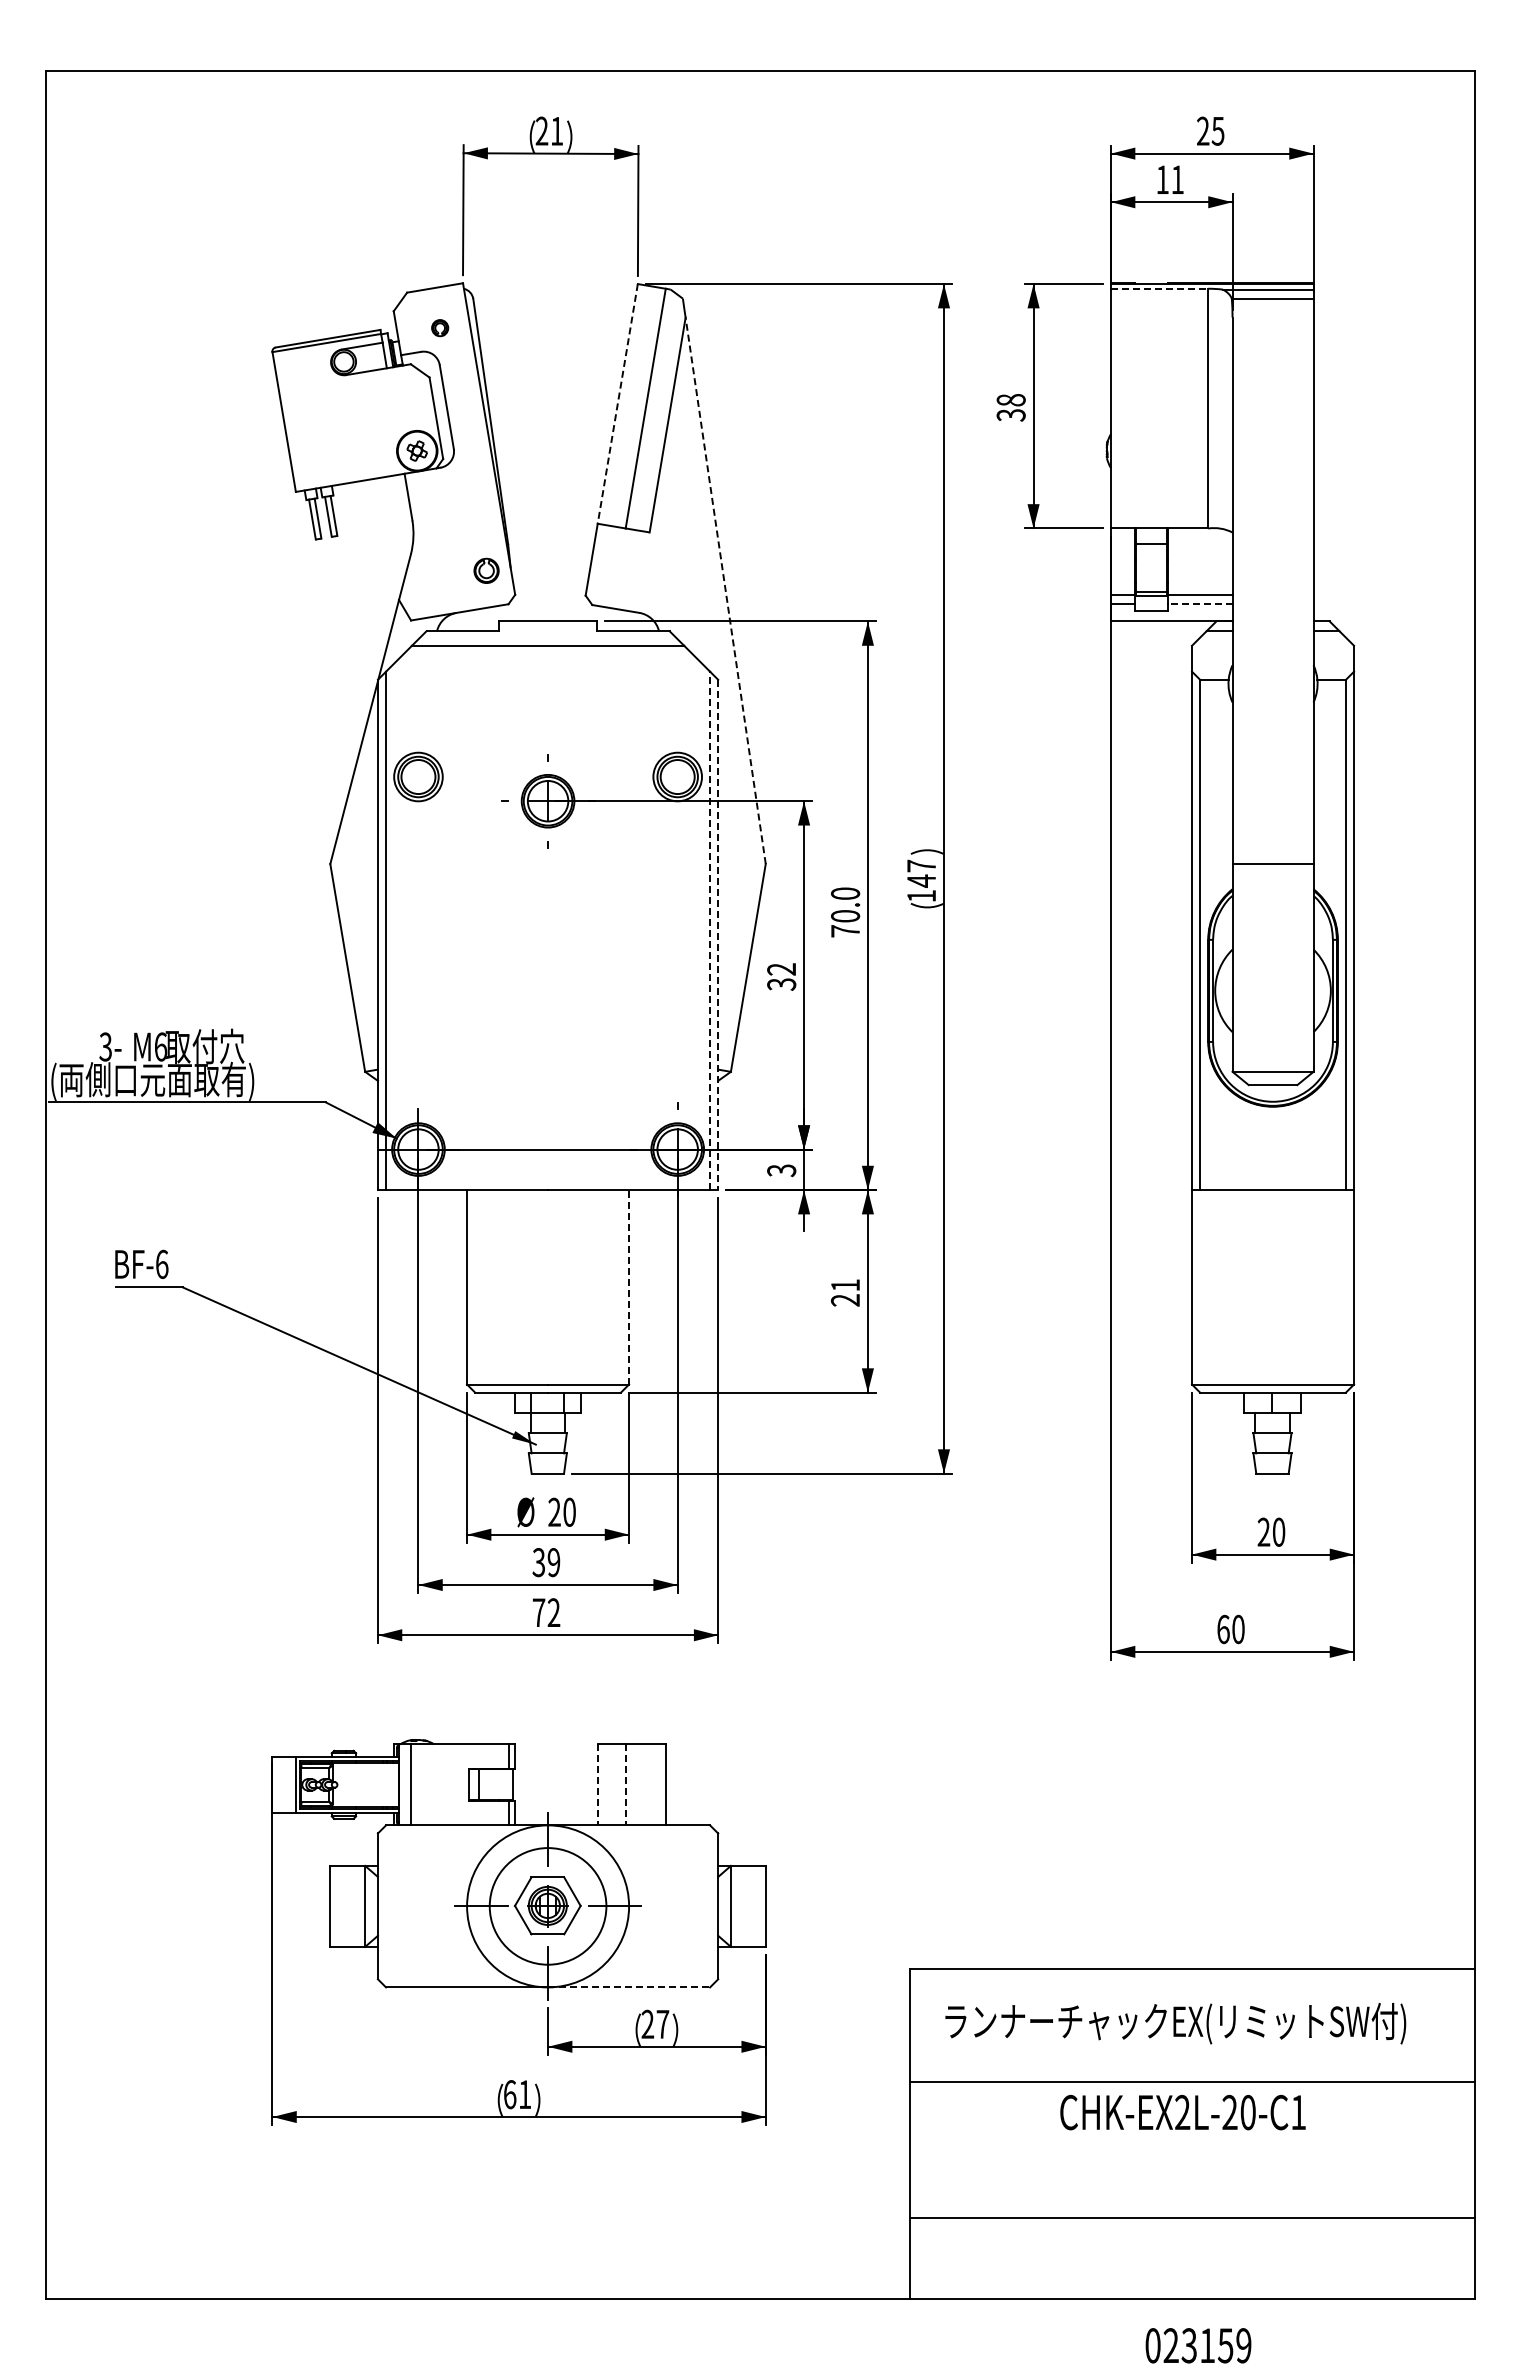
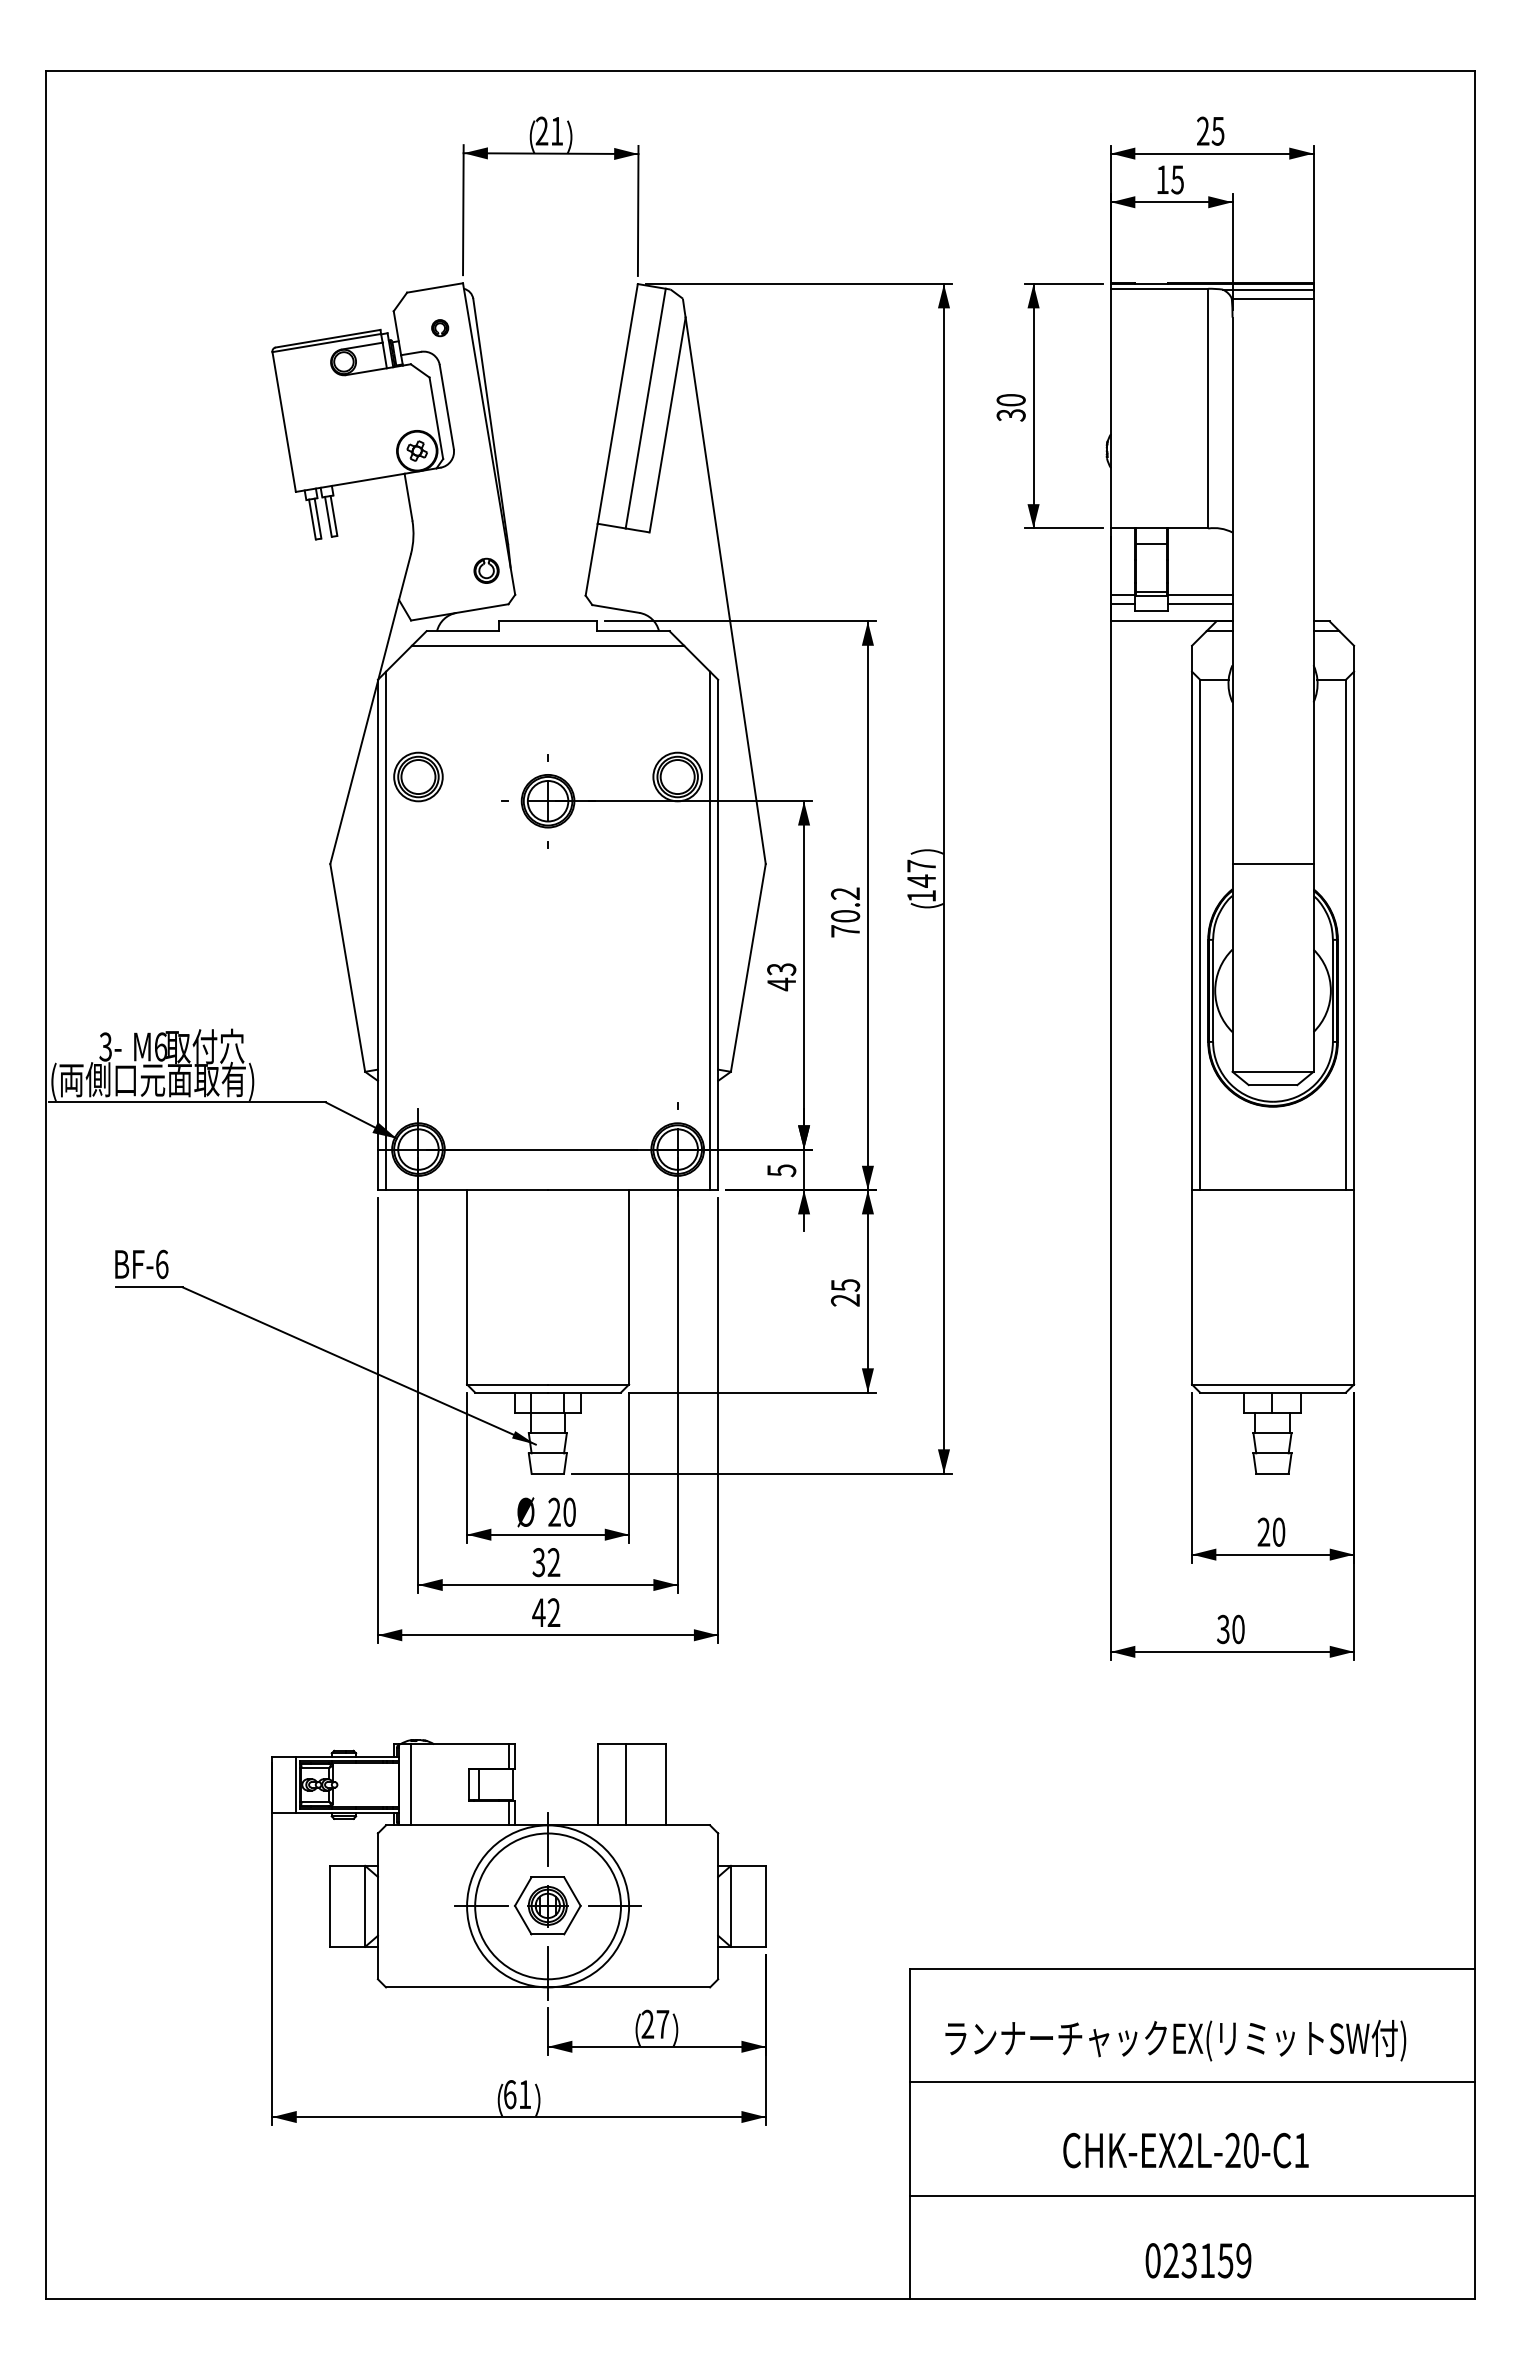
text: 11 -> 15 (1177, 179)
line: dashed -> solid (1159, 288)
text: 38 -> 30 (1011, 400)
line: dashed -> solid (617, 403)
line: dashed -> solid (725, 590)
line: dashed -> solid (1199, 604)
text: 70.0 -> 70.2 (845, 893)
line: dashed -> solid (710, 930)
line: dashed -> solid (718, 935)
text: 32 -> 43 (781, 977)
text: 3 -> 5 (781, 1170)
text: 21 -> 25 (845, 1285)
line: dashed -> solid (629, 1286)
text: 39 -> 32 (553, 1562)
text: 72 -> 42 (538, 1612)
text: 60 -> 30 (1223, 1629)
line: dashed -> solid (597, 1784)
line: dashed -> solid (625, 1784)
circle diameter: 117 px -> 146 px (547, 1906)
line: dashed -> solid (629, 1987)
text position: (1175, 2023) -> (1175, 2040) (1175, 2040)
text position: (1182, 2112) -> (1185, 2150) (1185, 2150)
line position: (1192, 2217) -> (1192, 2195) (1192, 2195)
text position: (1198, 2345) -> (1198, 2260) (1198, 2260)
